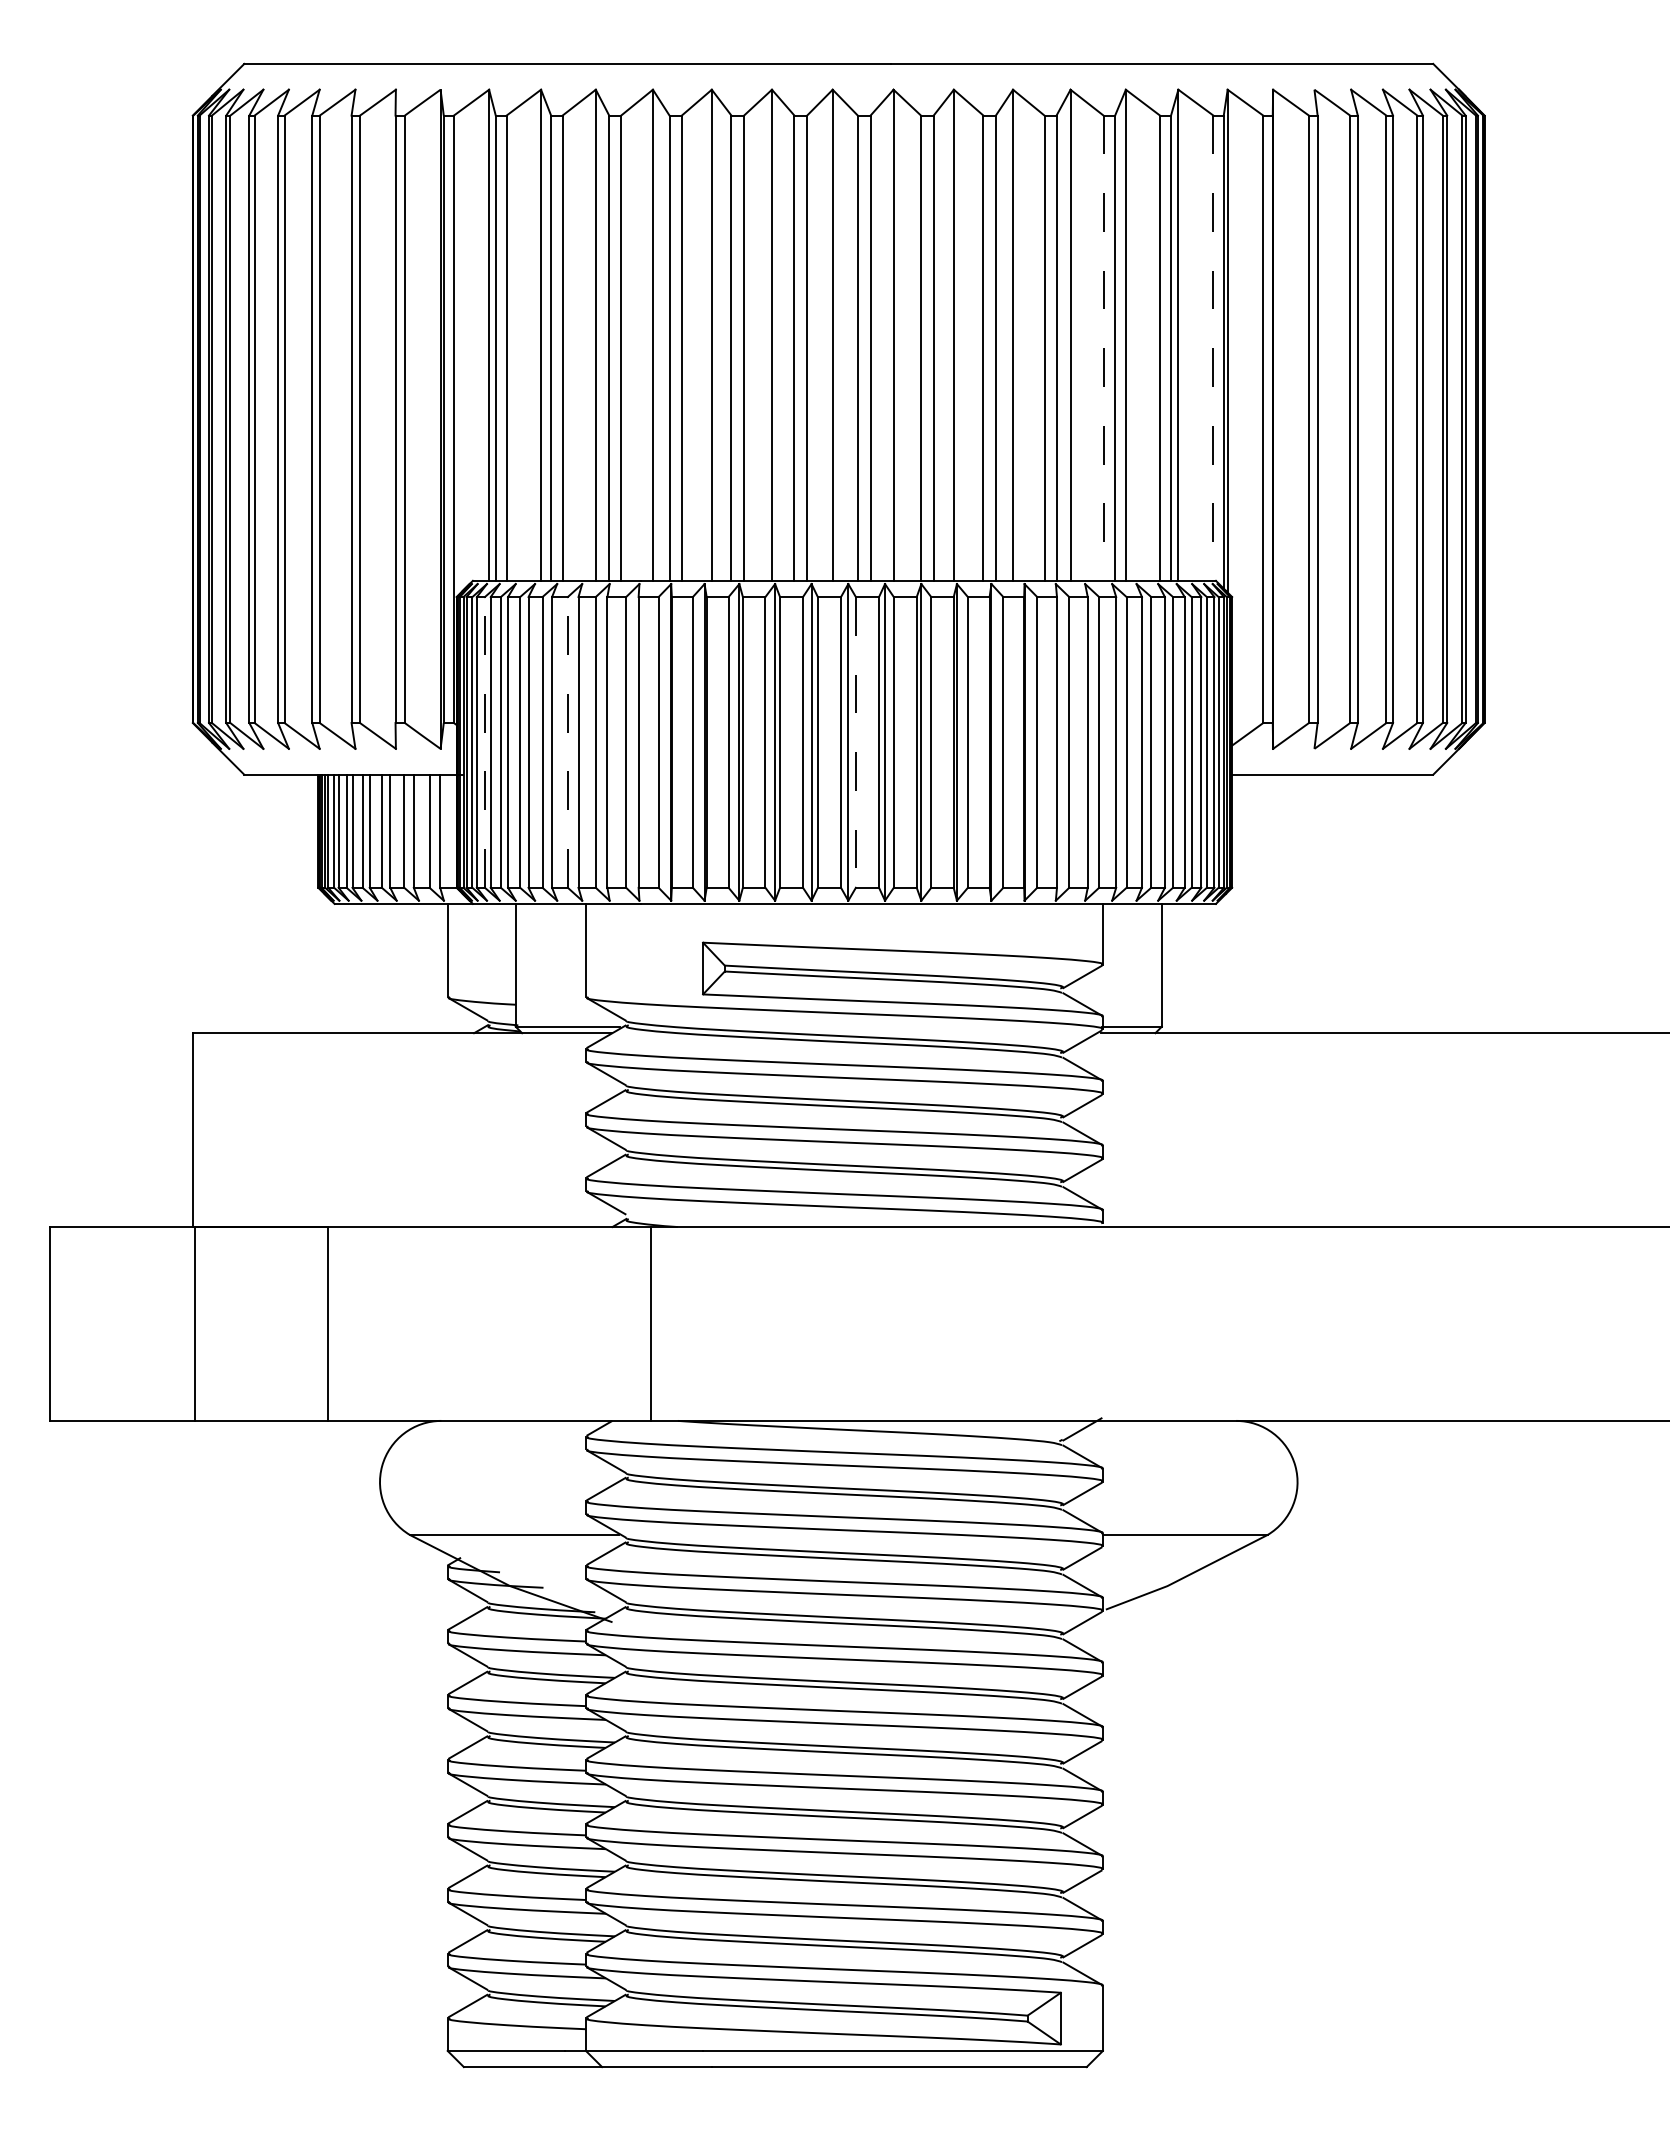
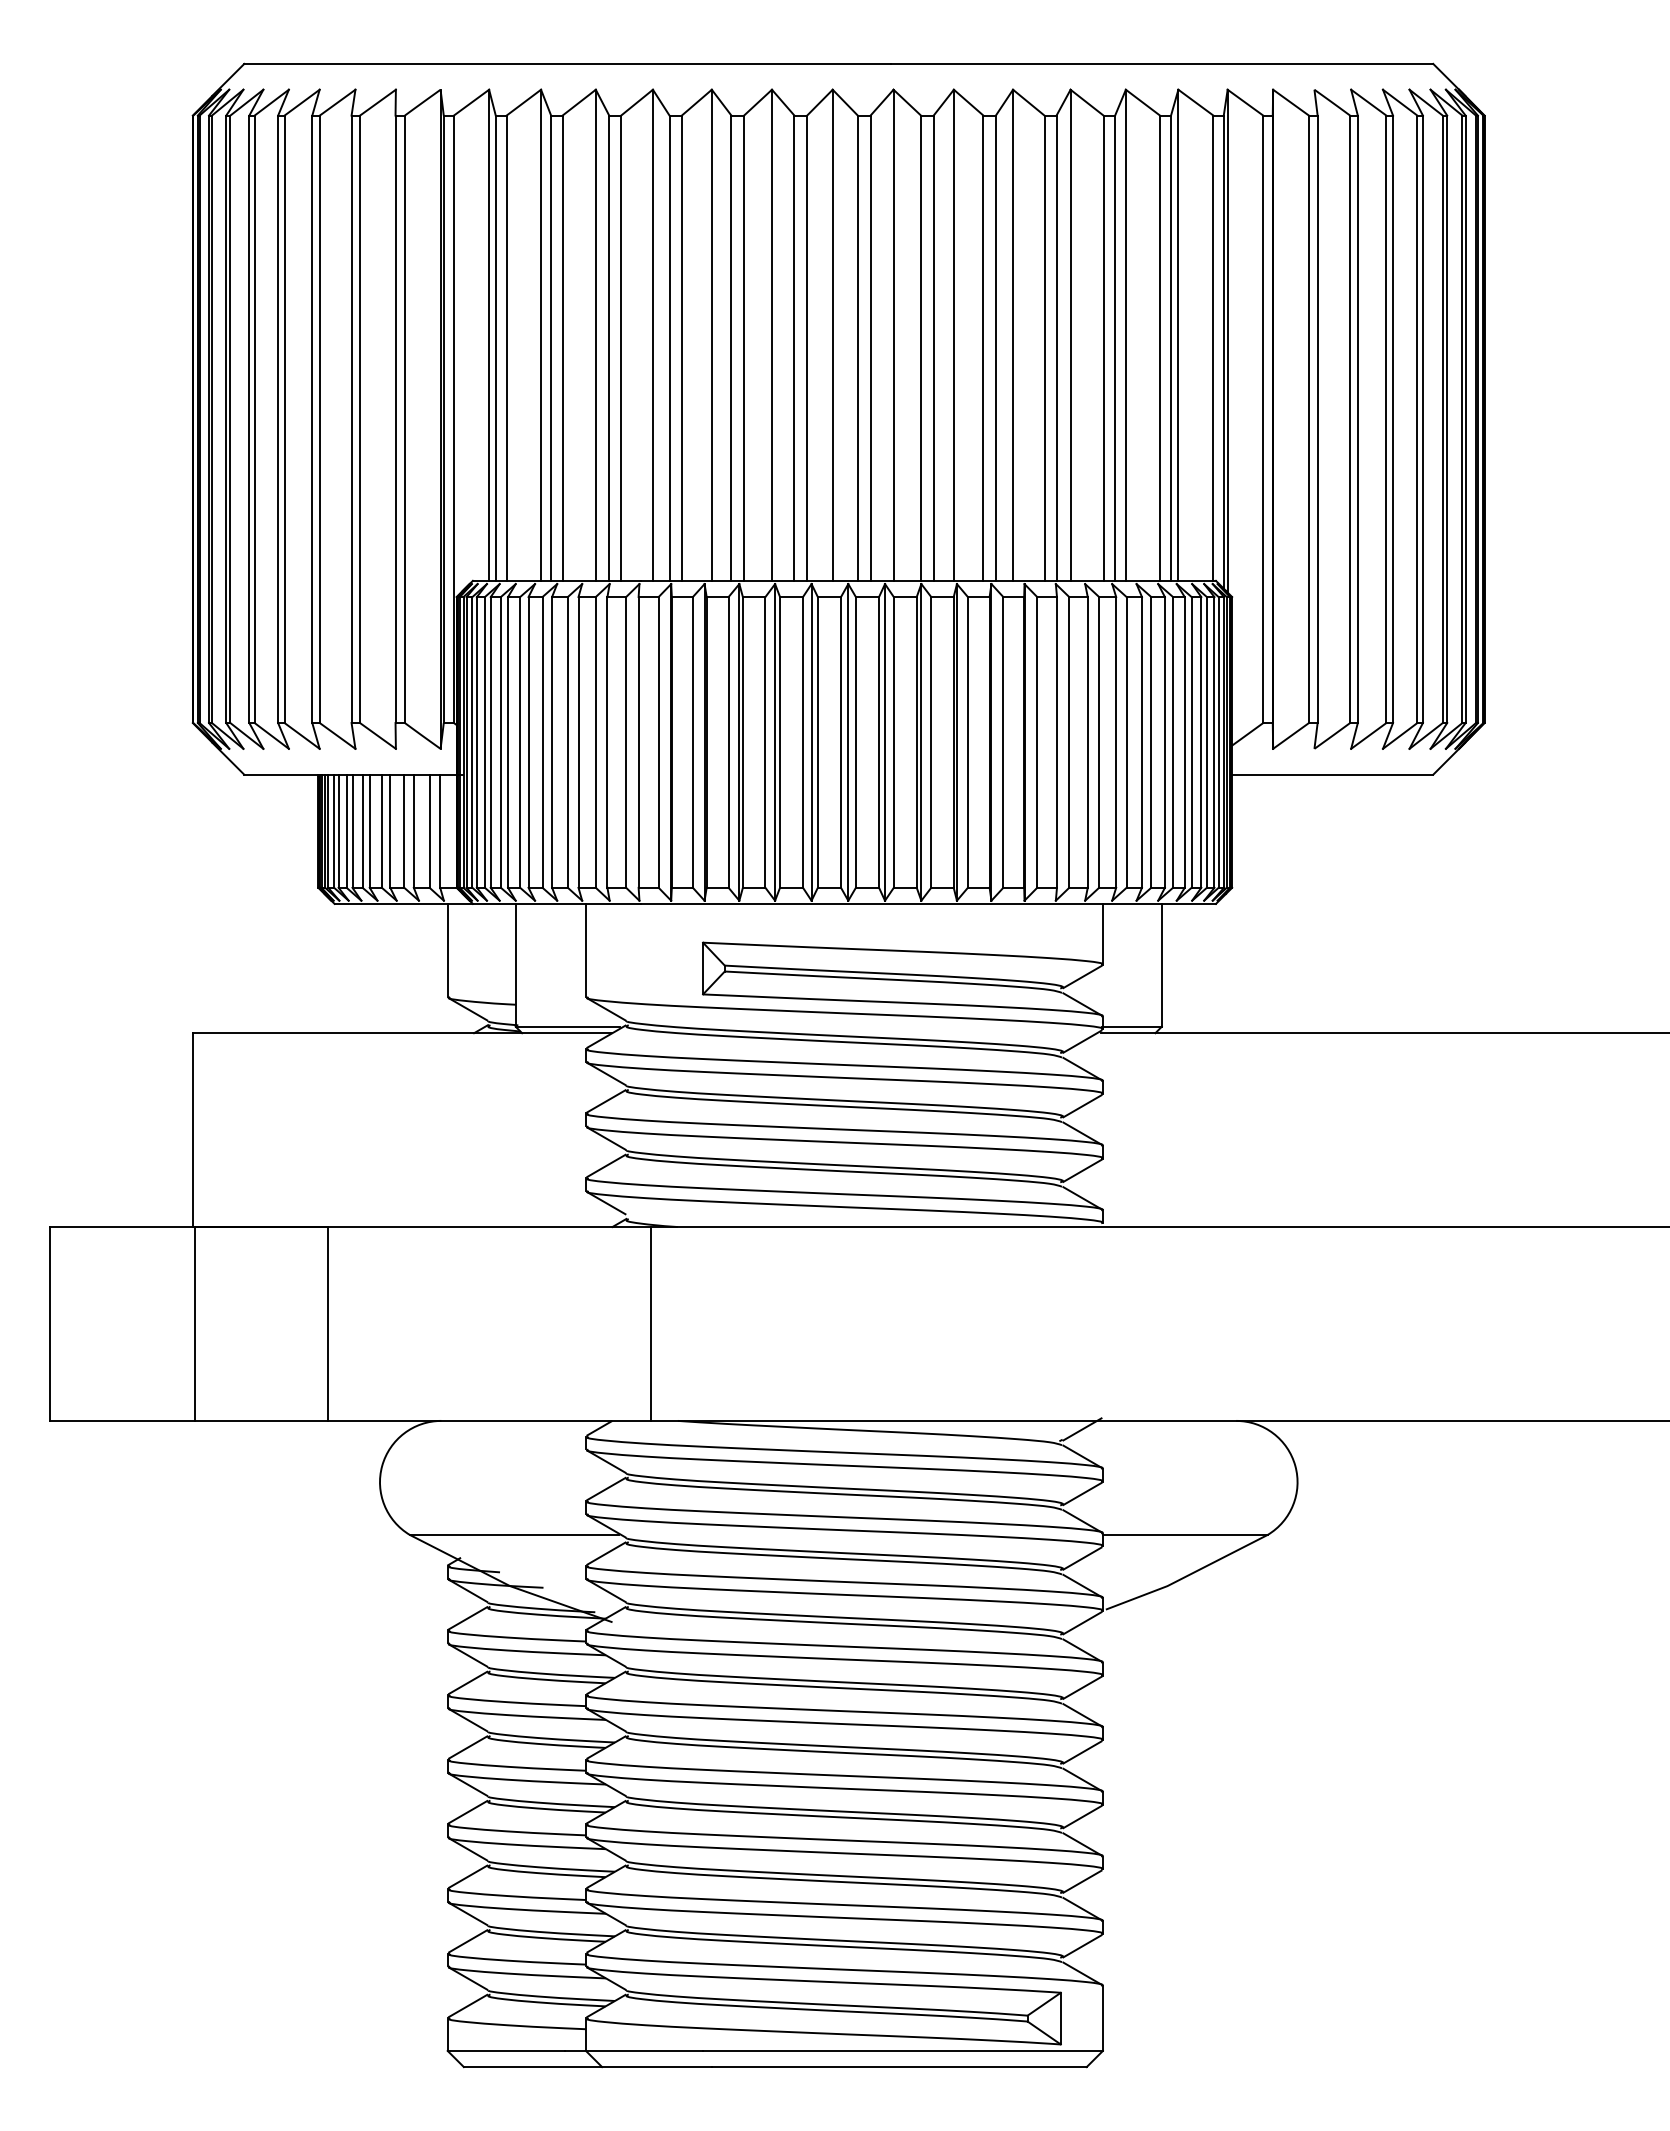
line: dashed -> solid (1103, 348)
line: dashed -> solid (1213, 348)
line: dashed -> solid (484, 741)
line: dashed -> solid (567, 741)
line: dashed -> solid (855, 742)
